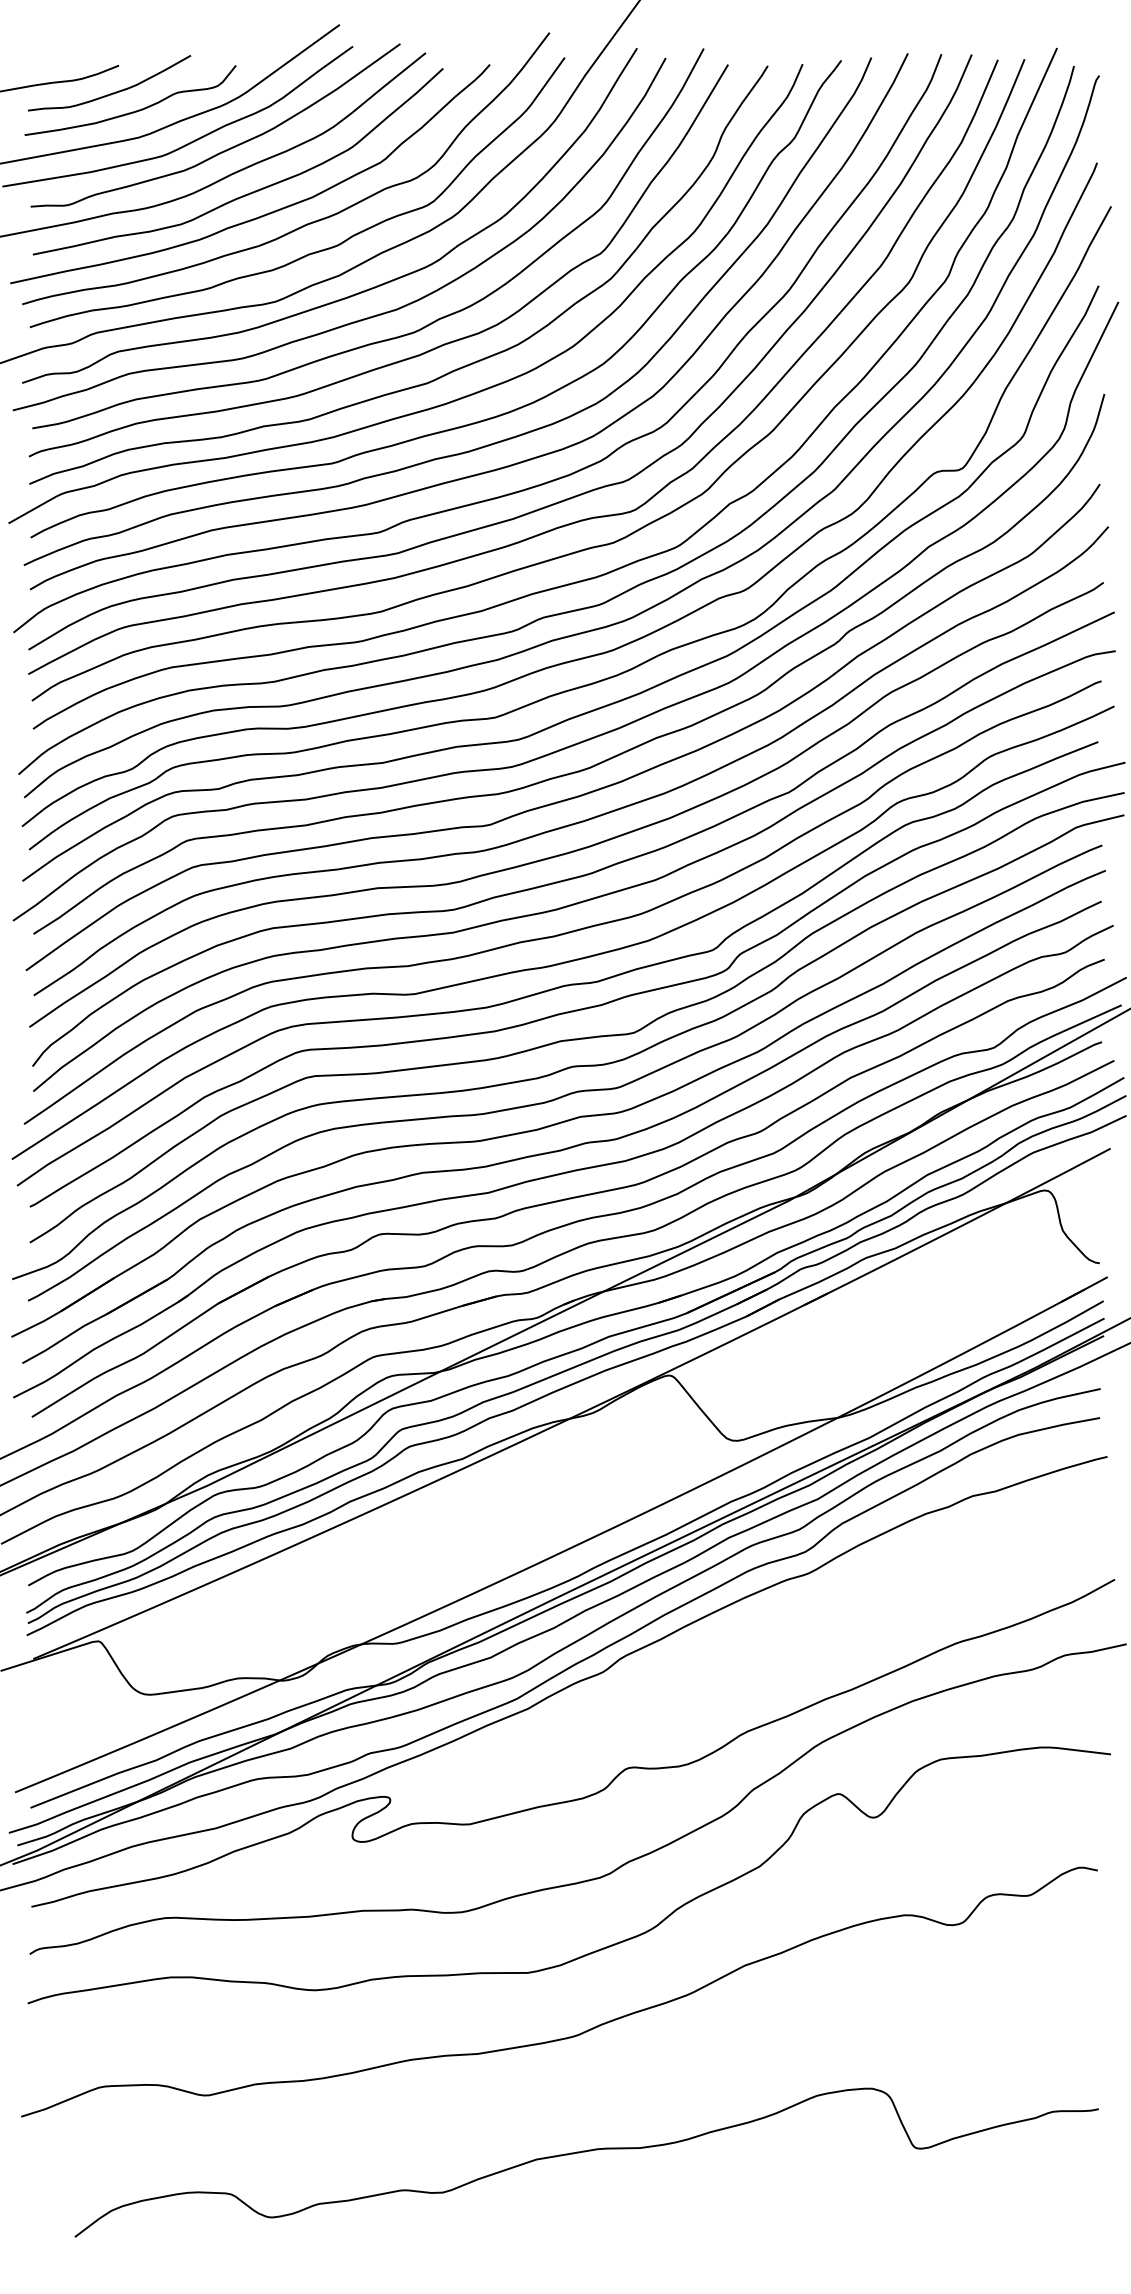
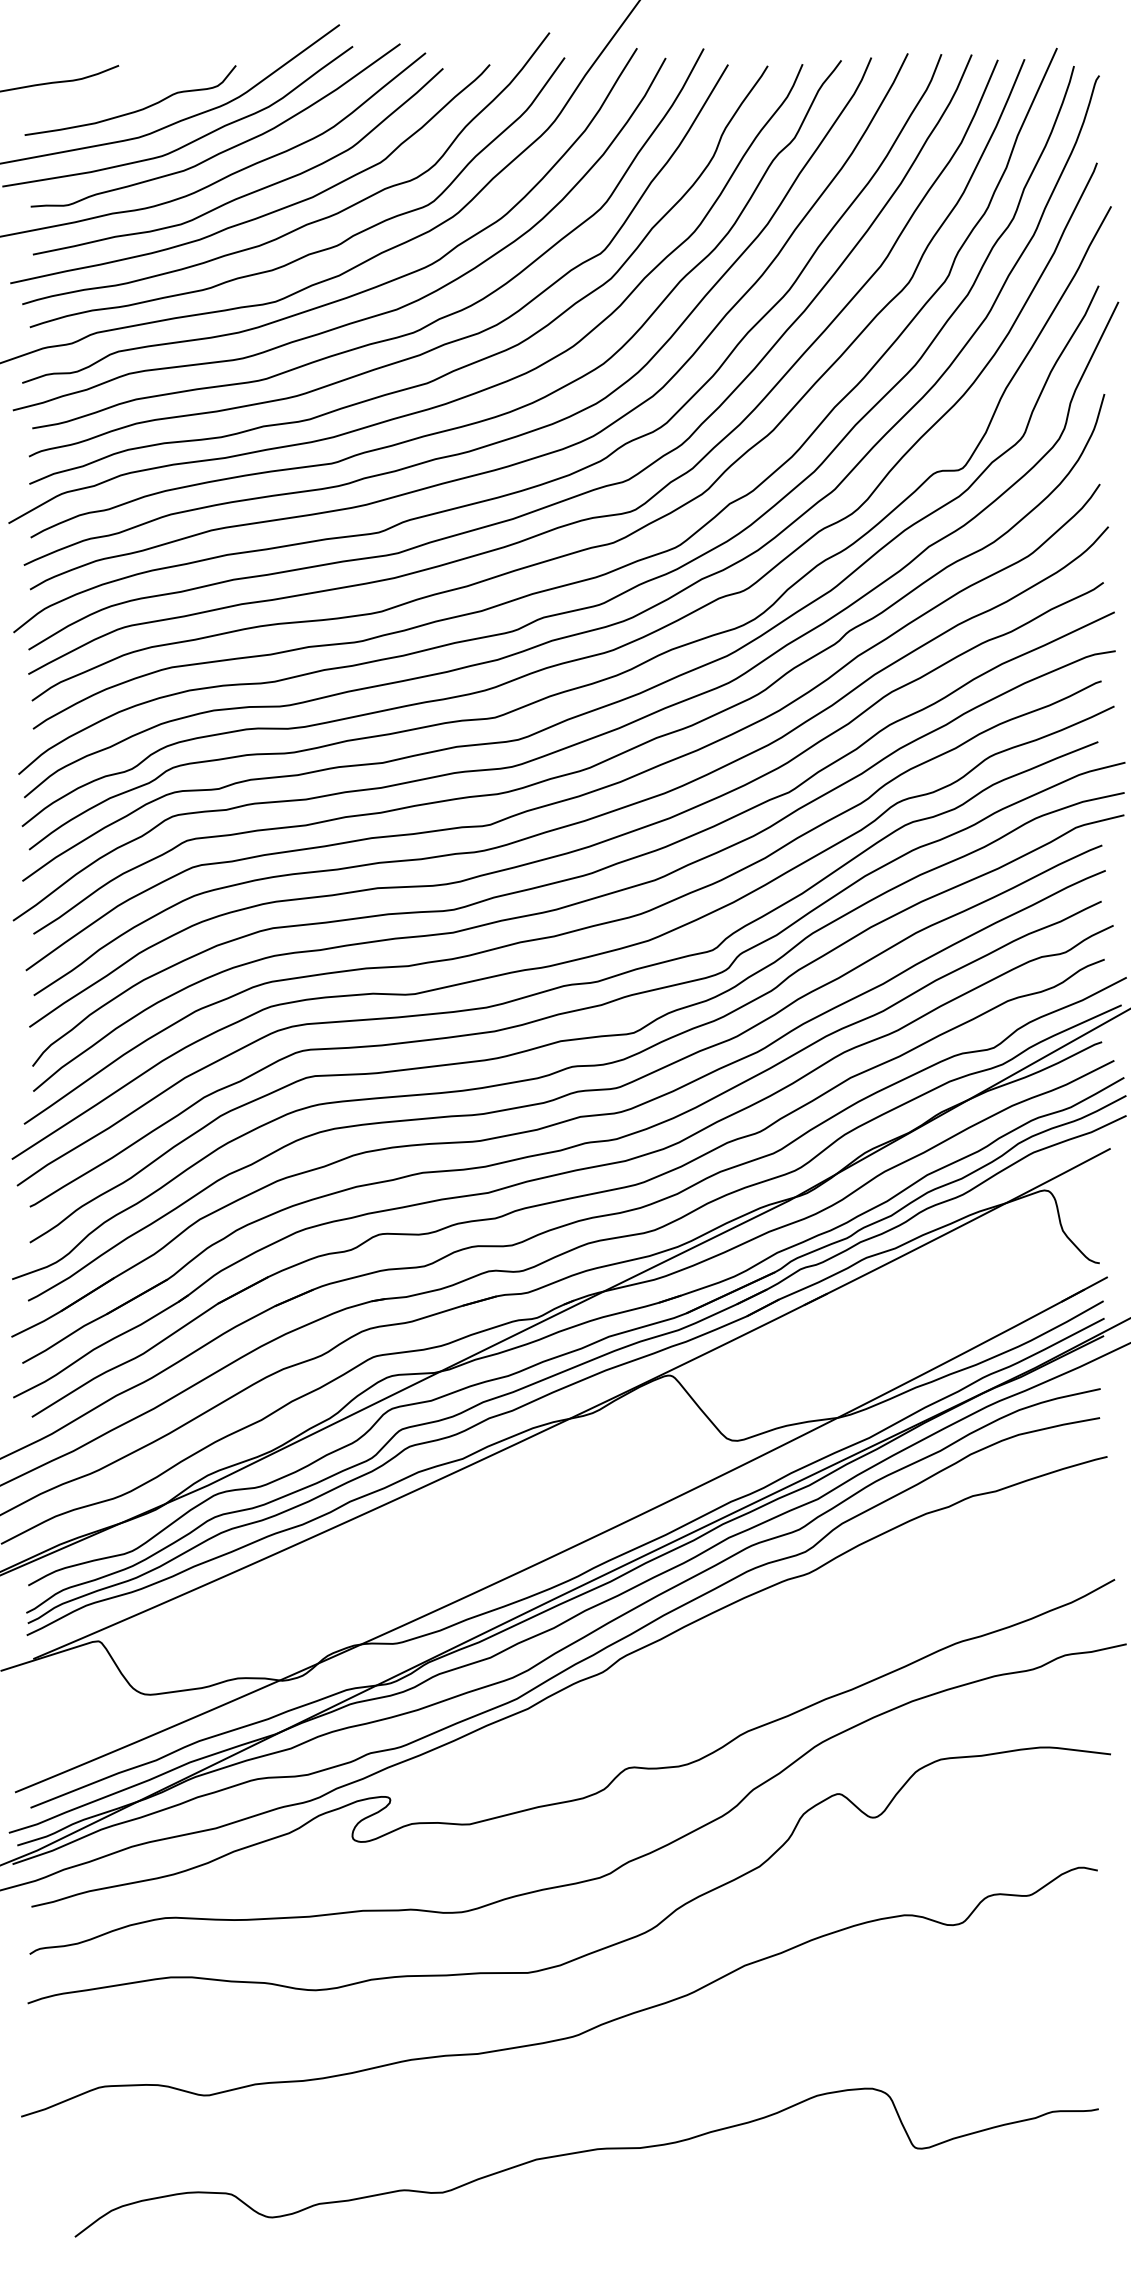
curve: present -> none (112, 92)
